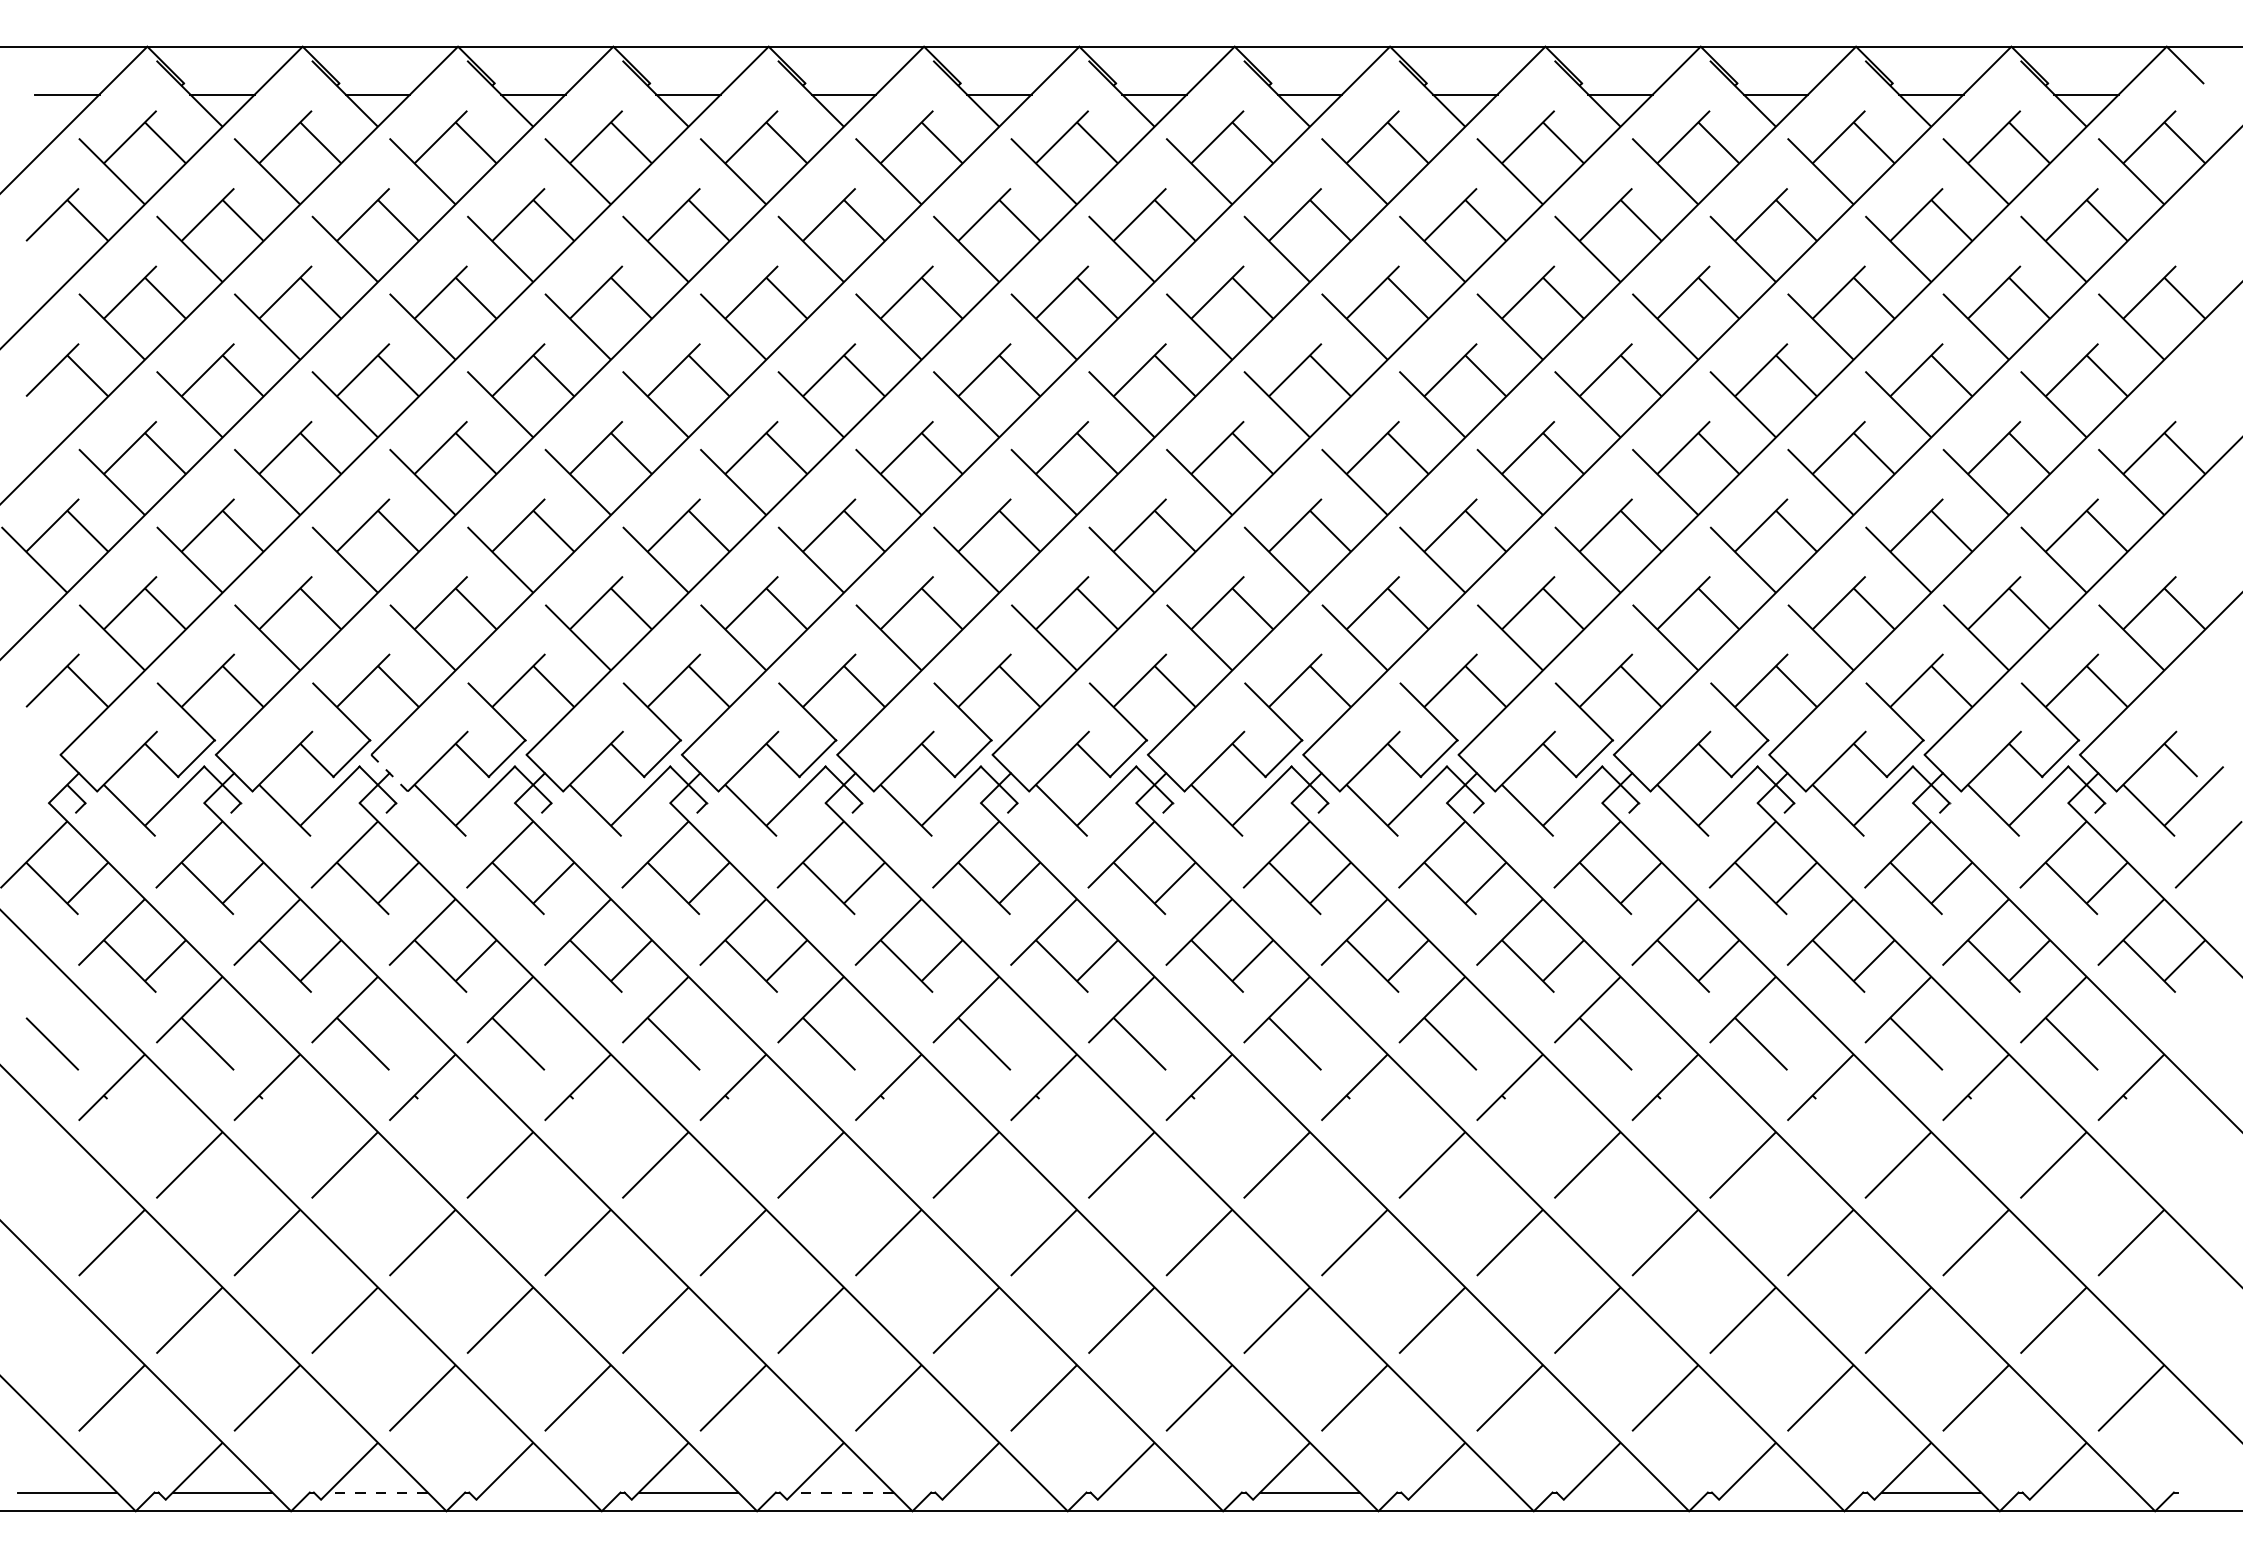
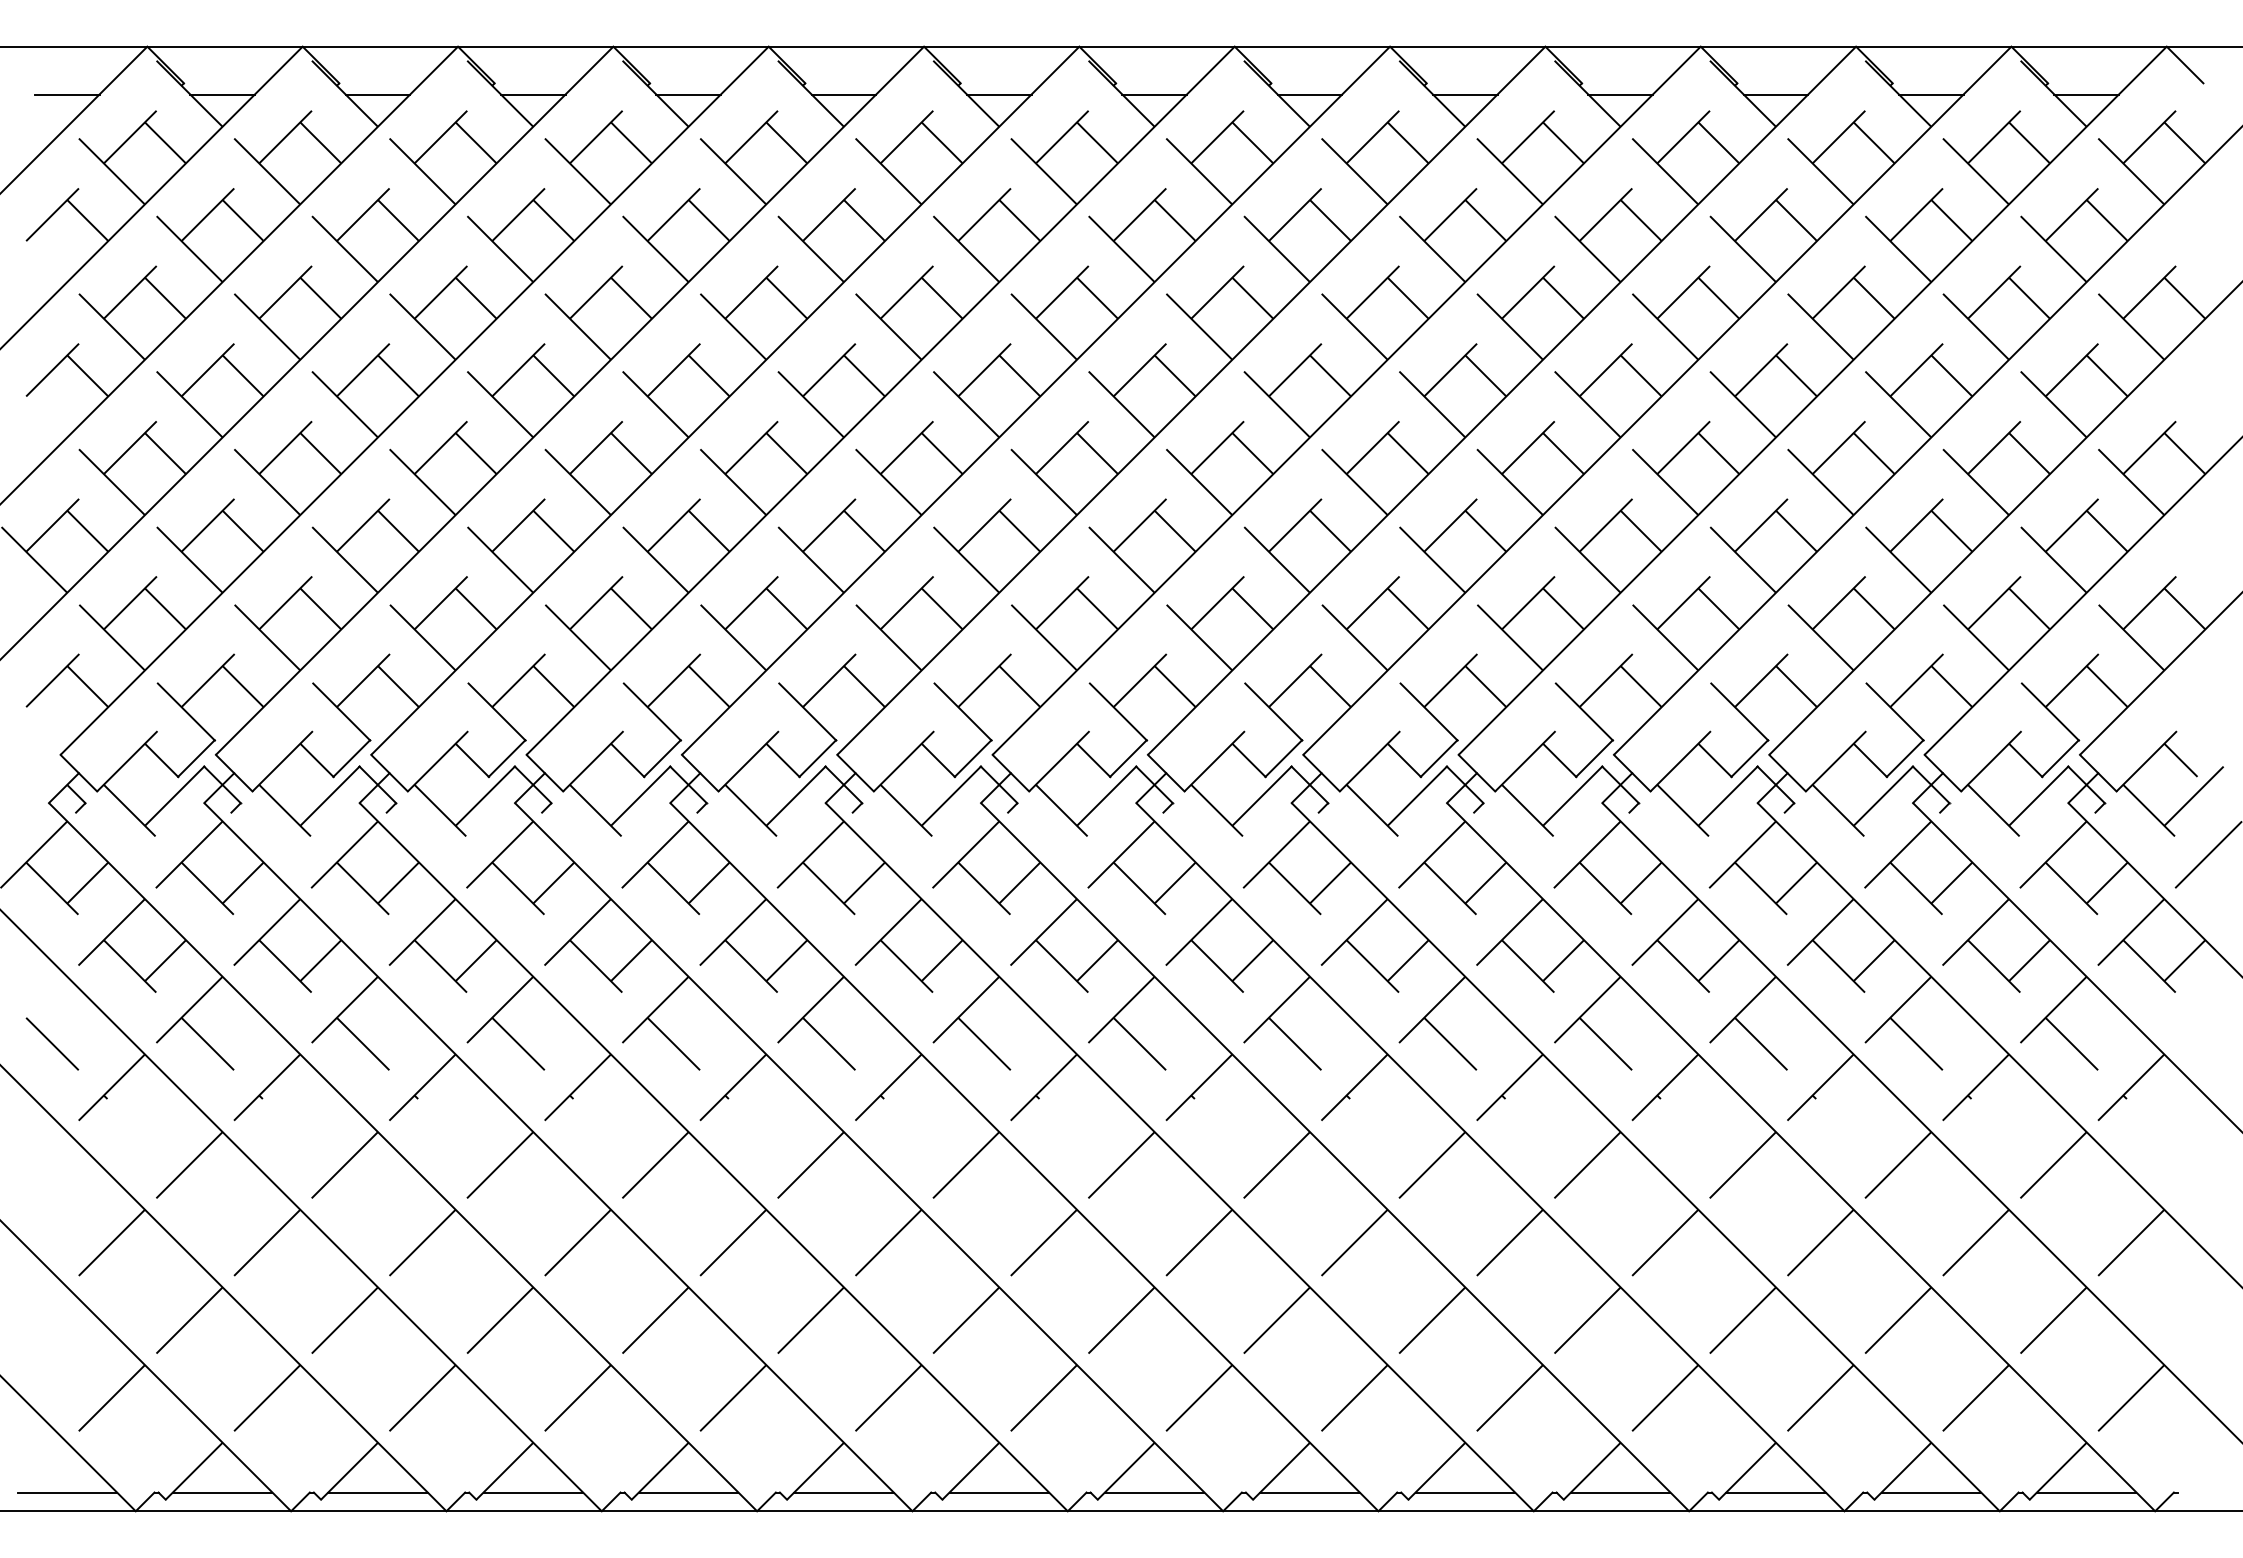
line: dashed -> solid (389, 773)
line: dashed -> solid (377, 1492)
line: none -> present (533, 1492)
line: dashed -> solid (843, 1492)
line: none -> present (999, 1492)
line: none -> present (1154, 1492)
line: none -> present (1465, 1492)
line: none -> present (1620, 1492)
line: none -> present (1775, 1492)
line: none -> present (2086, 1492)
